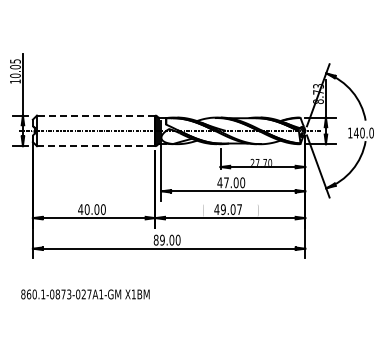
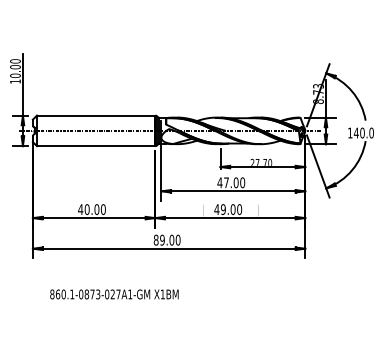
text: 10.05 -> 10.00 (15, 61)
line: dashed -> solid (95, 115)
line: dashed -> solid (96, 146)
text: 49.07 -> 49.00 (239, 209)
text position: (85, 294) -> (114, 294) (114, 294)
